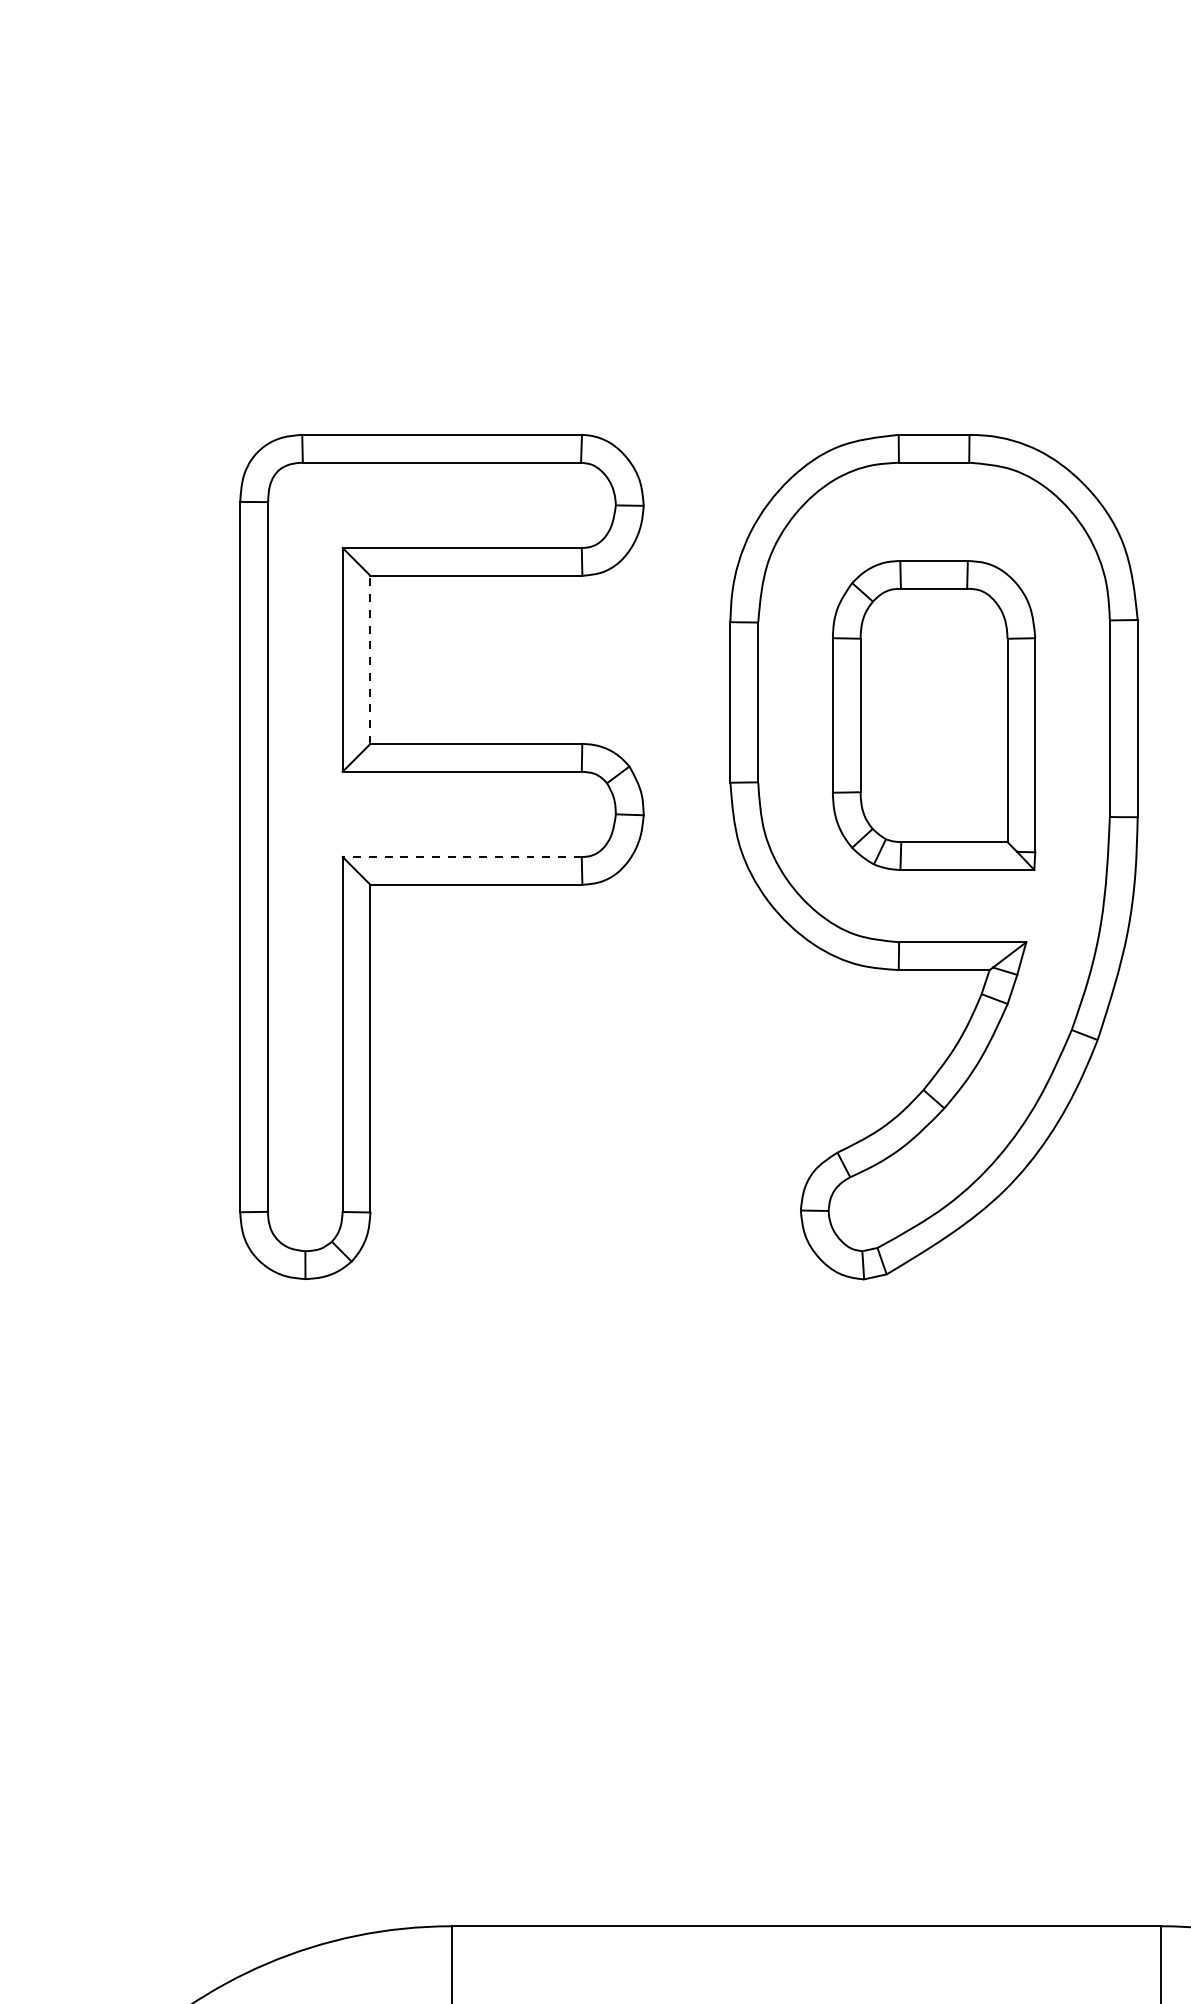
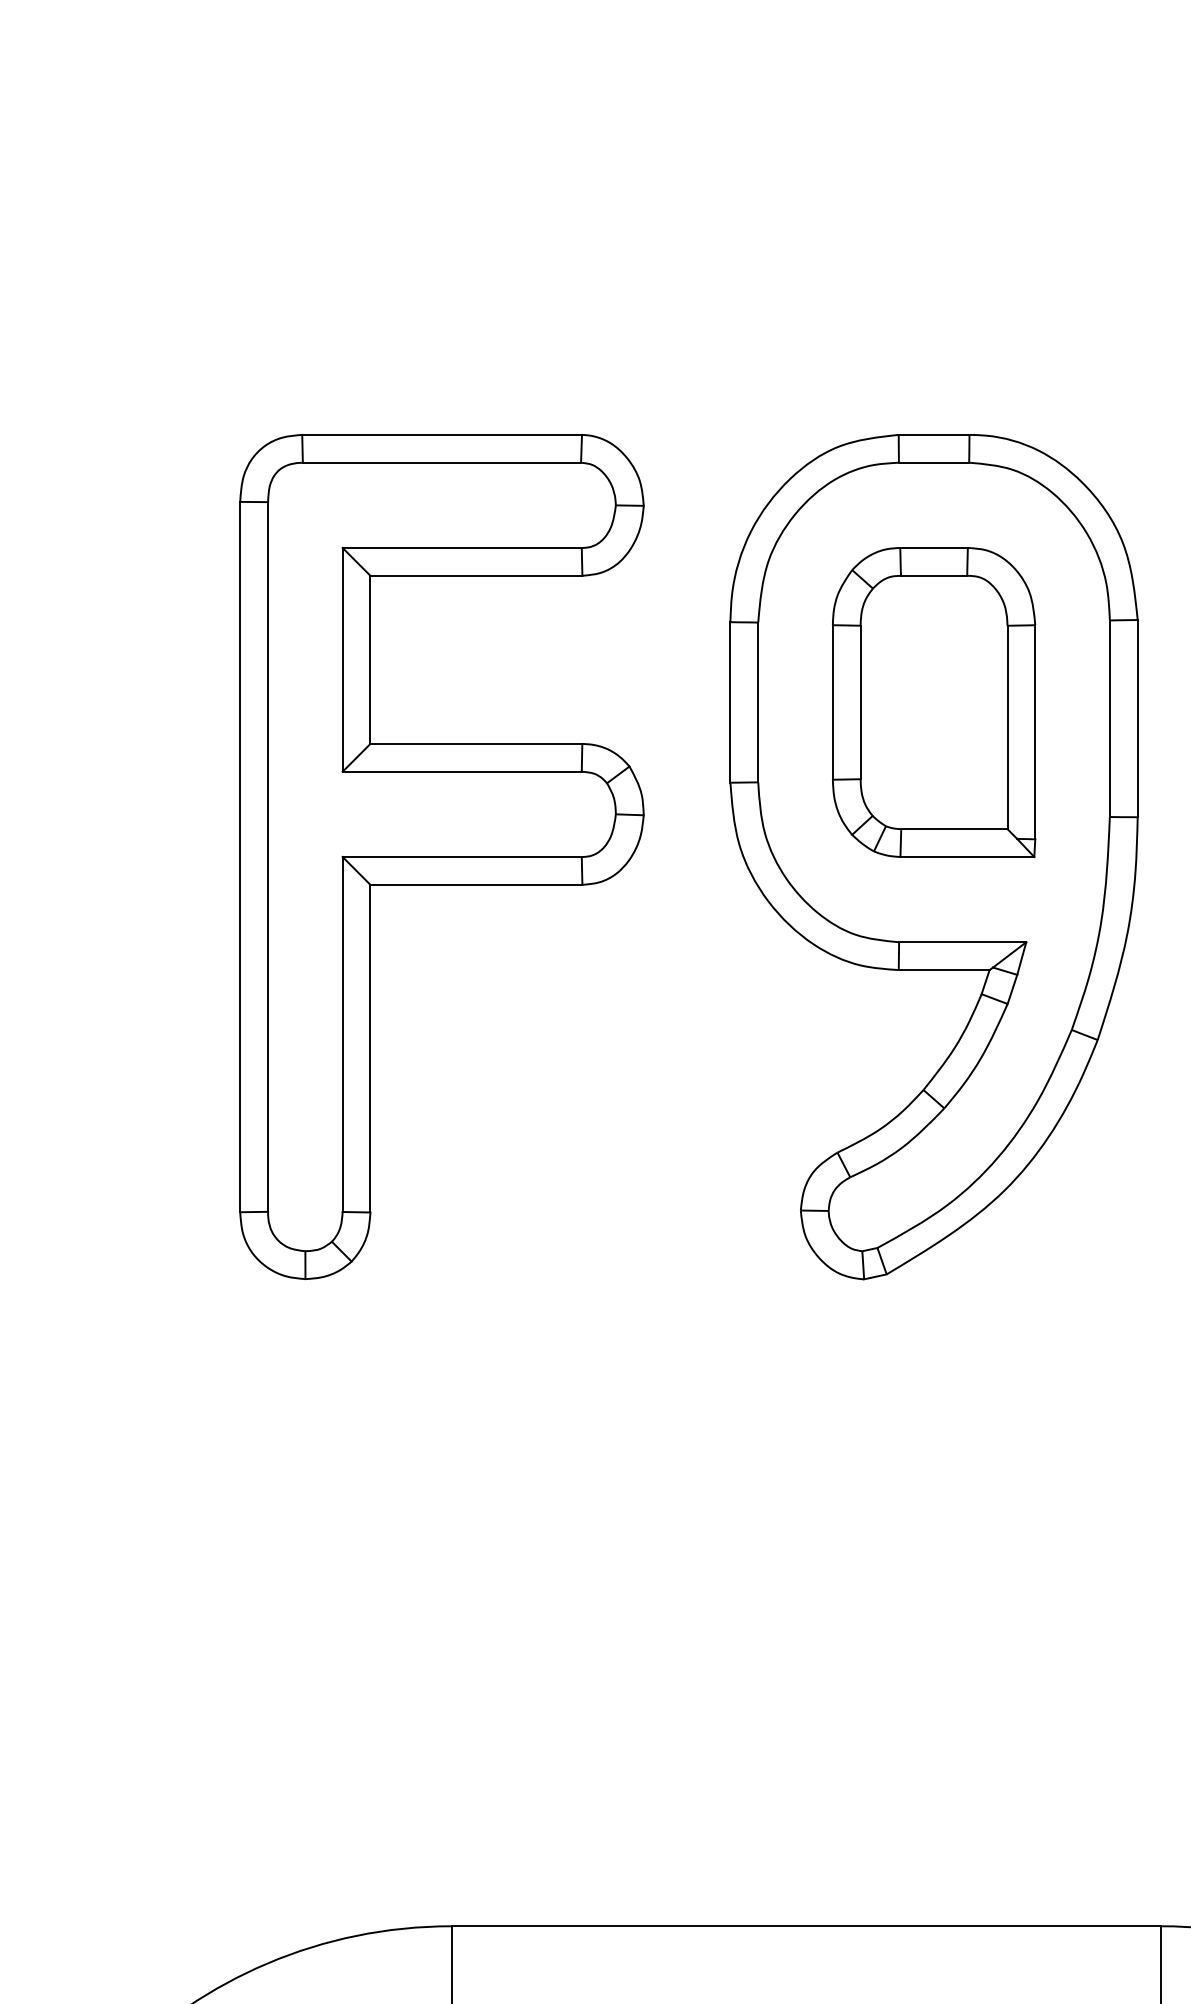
line: dashed -> solid (370, 659)
part position: (934, 715) -> (934, 702) (934, 702)
line: dashed -> solid (462, 857)
